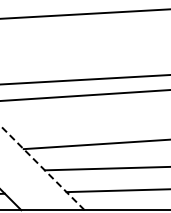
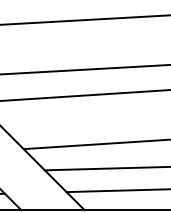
line position: (84, 13) -> (84, 19) (84, 19)
line position: (84, 79) -> (84, 69) (84, 69)
line: dashed -> solid (42, 167)
